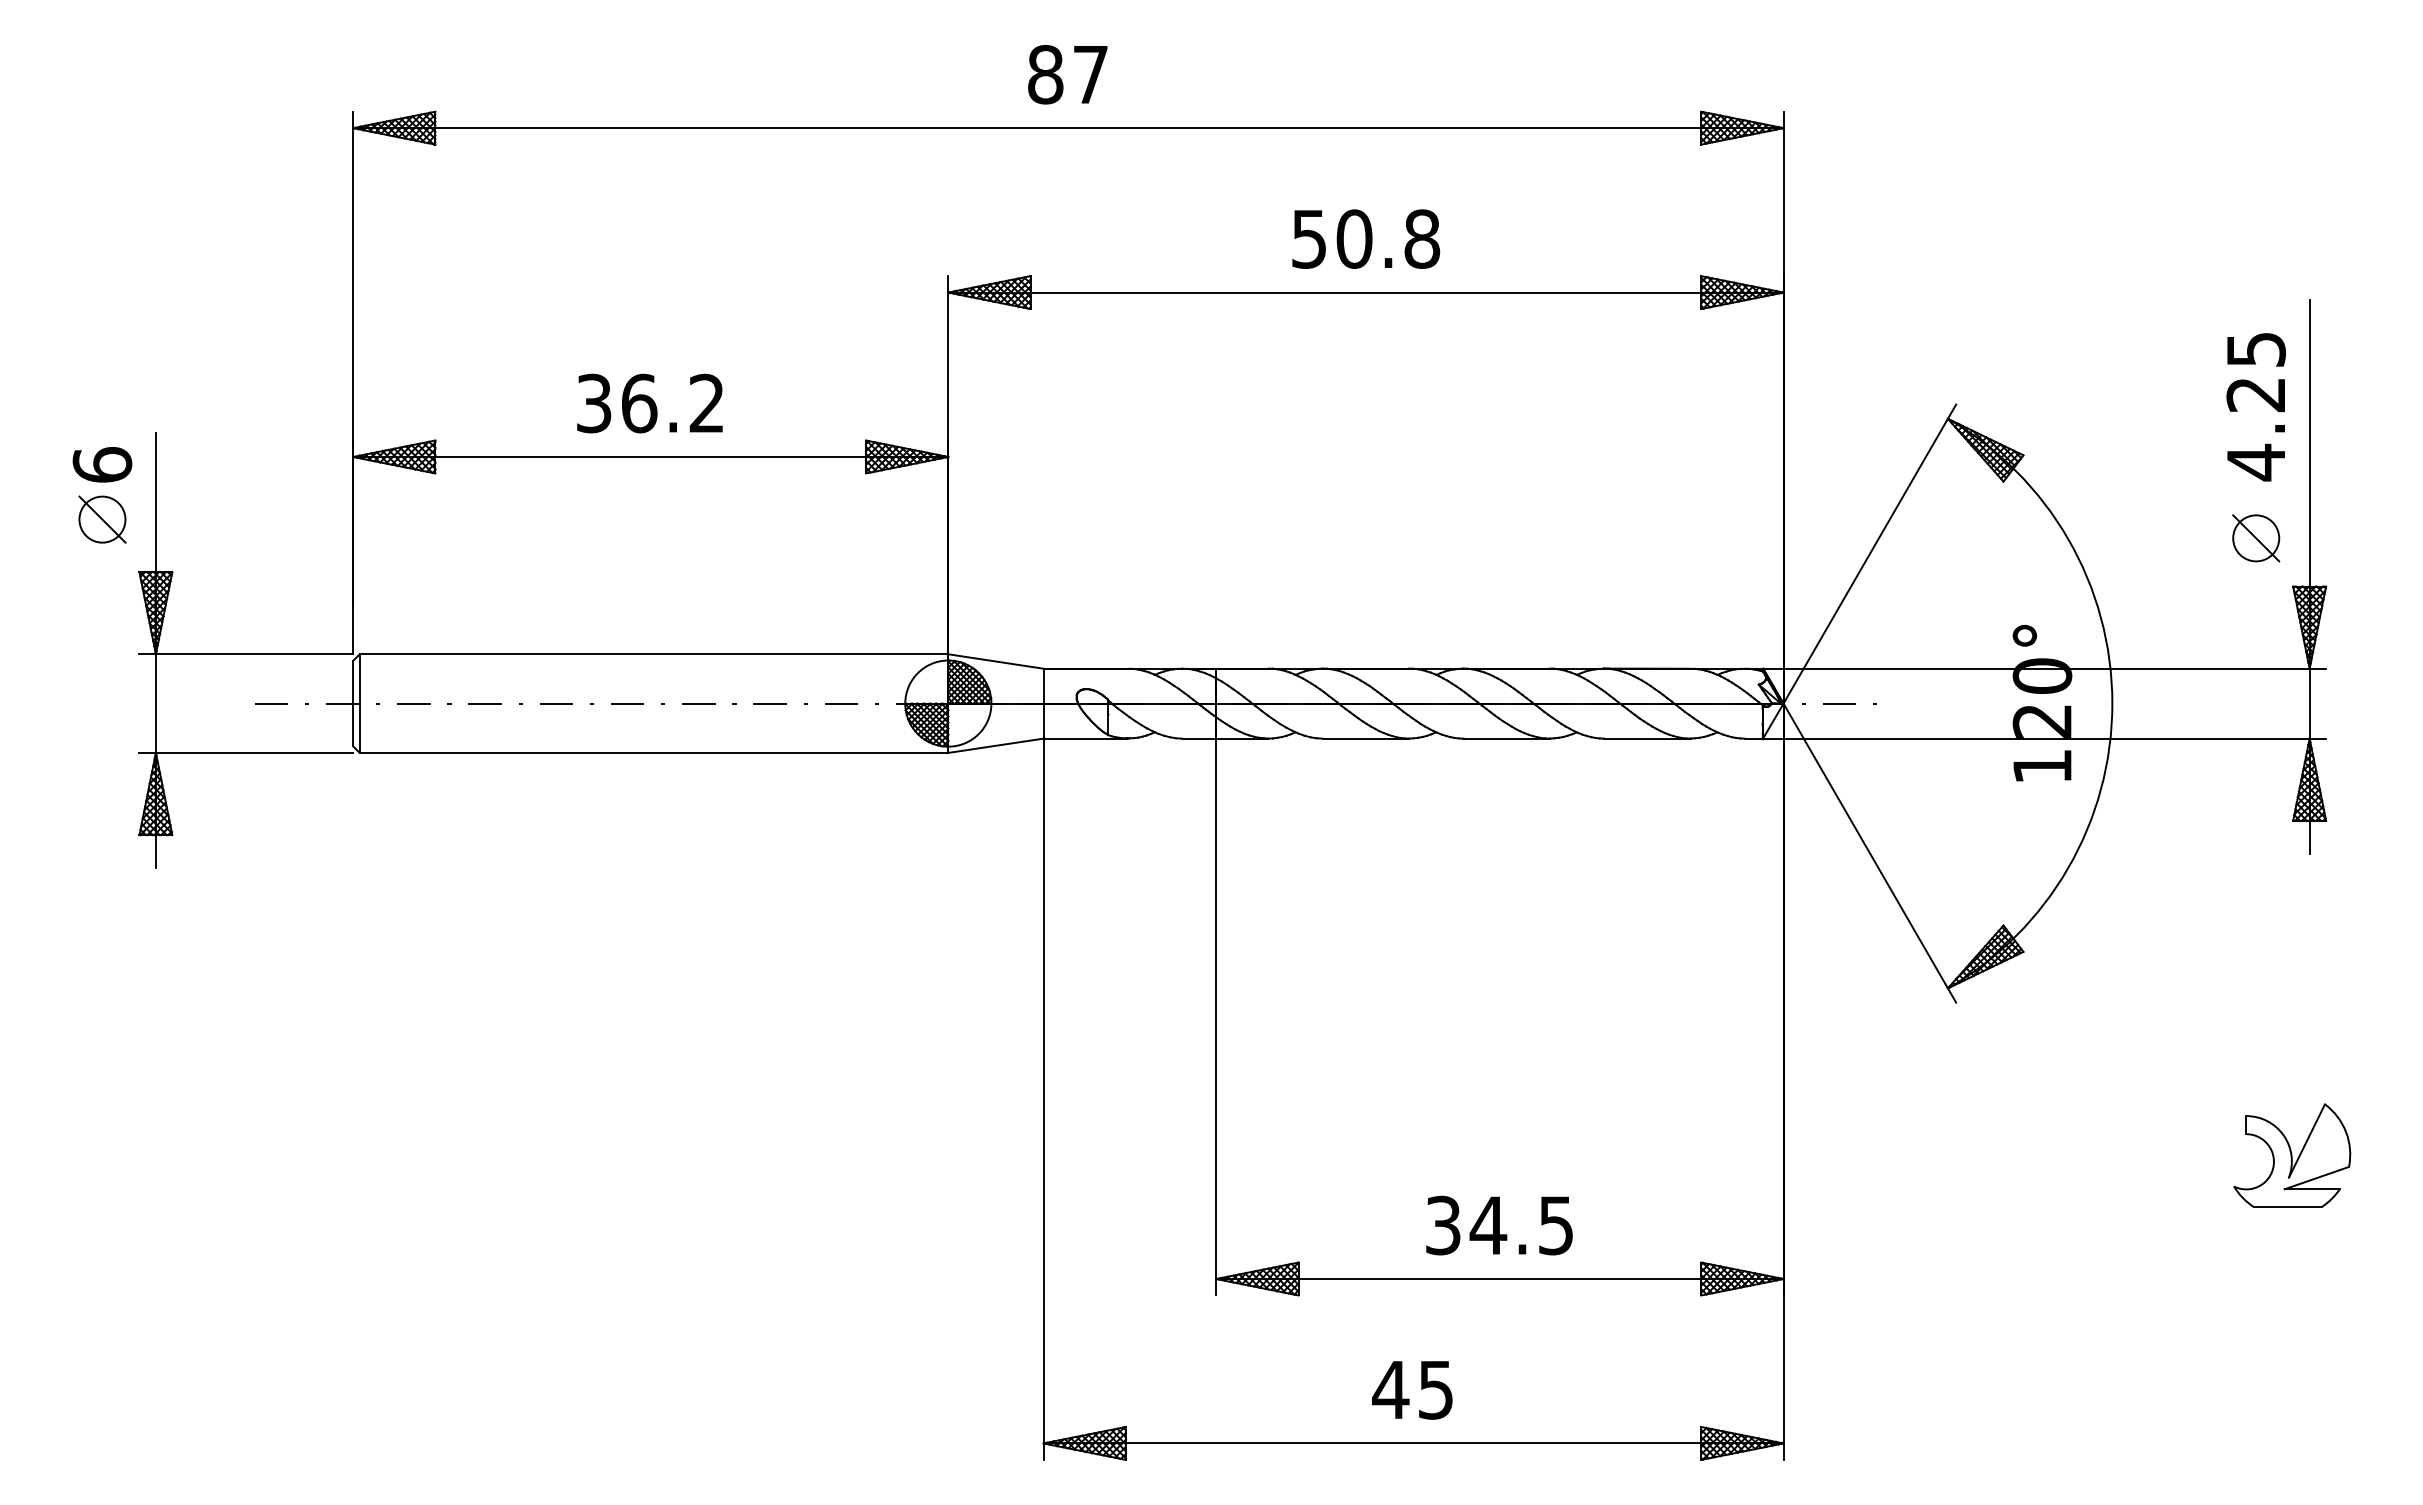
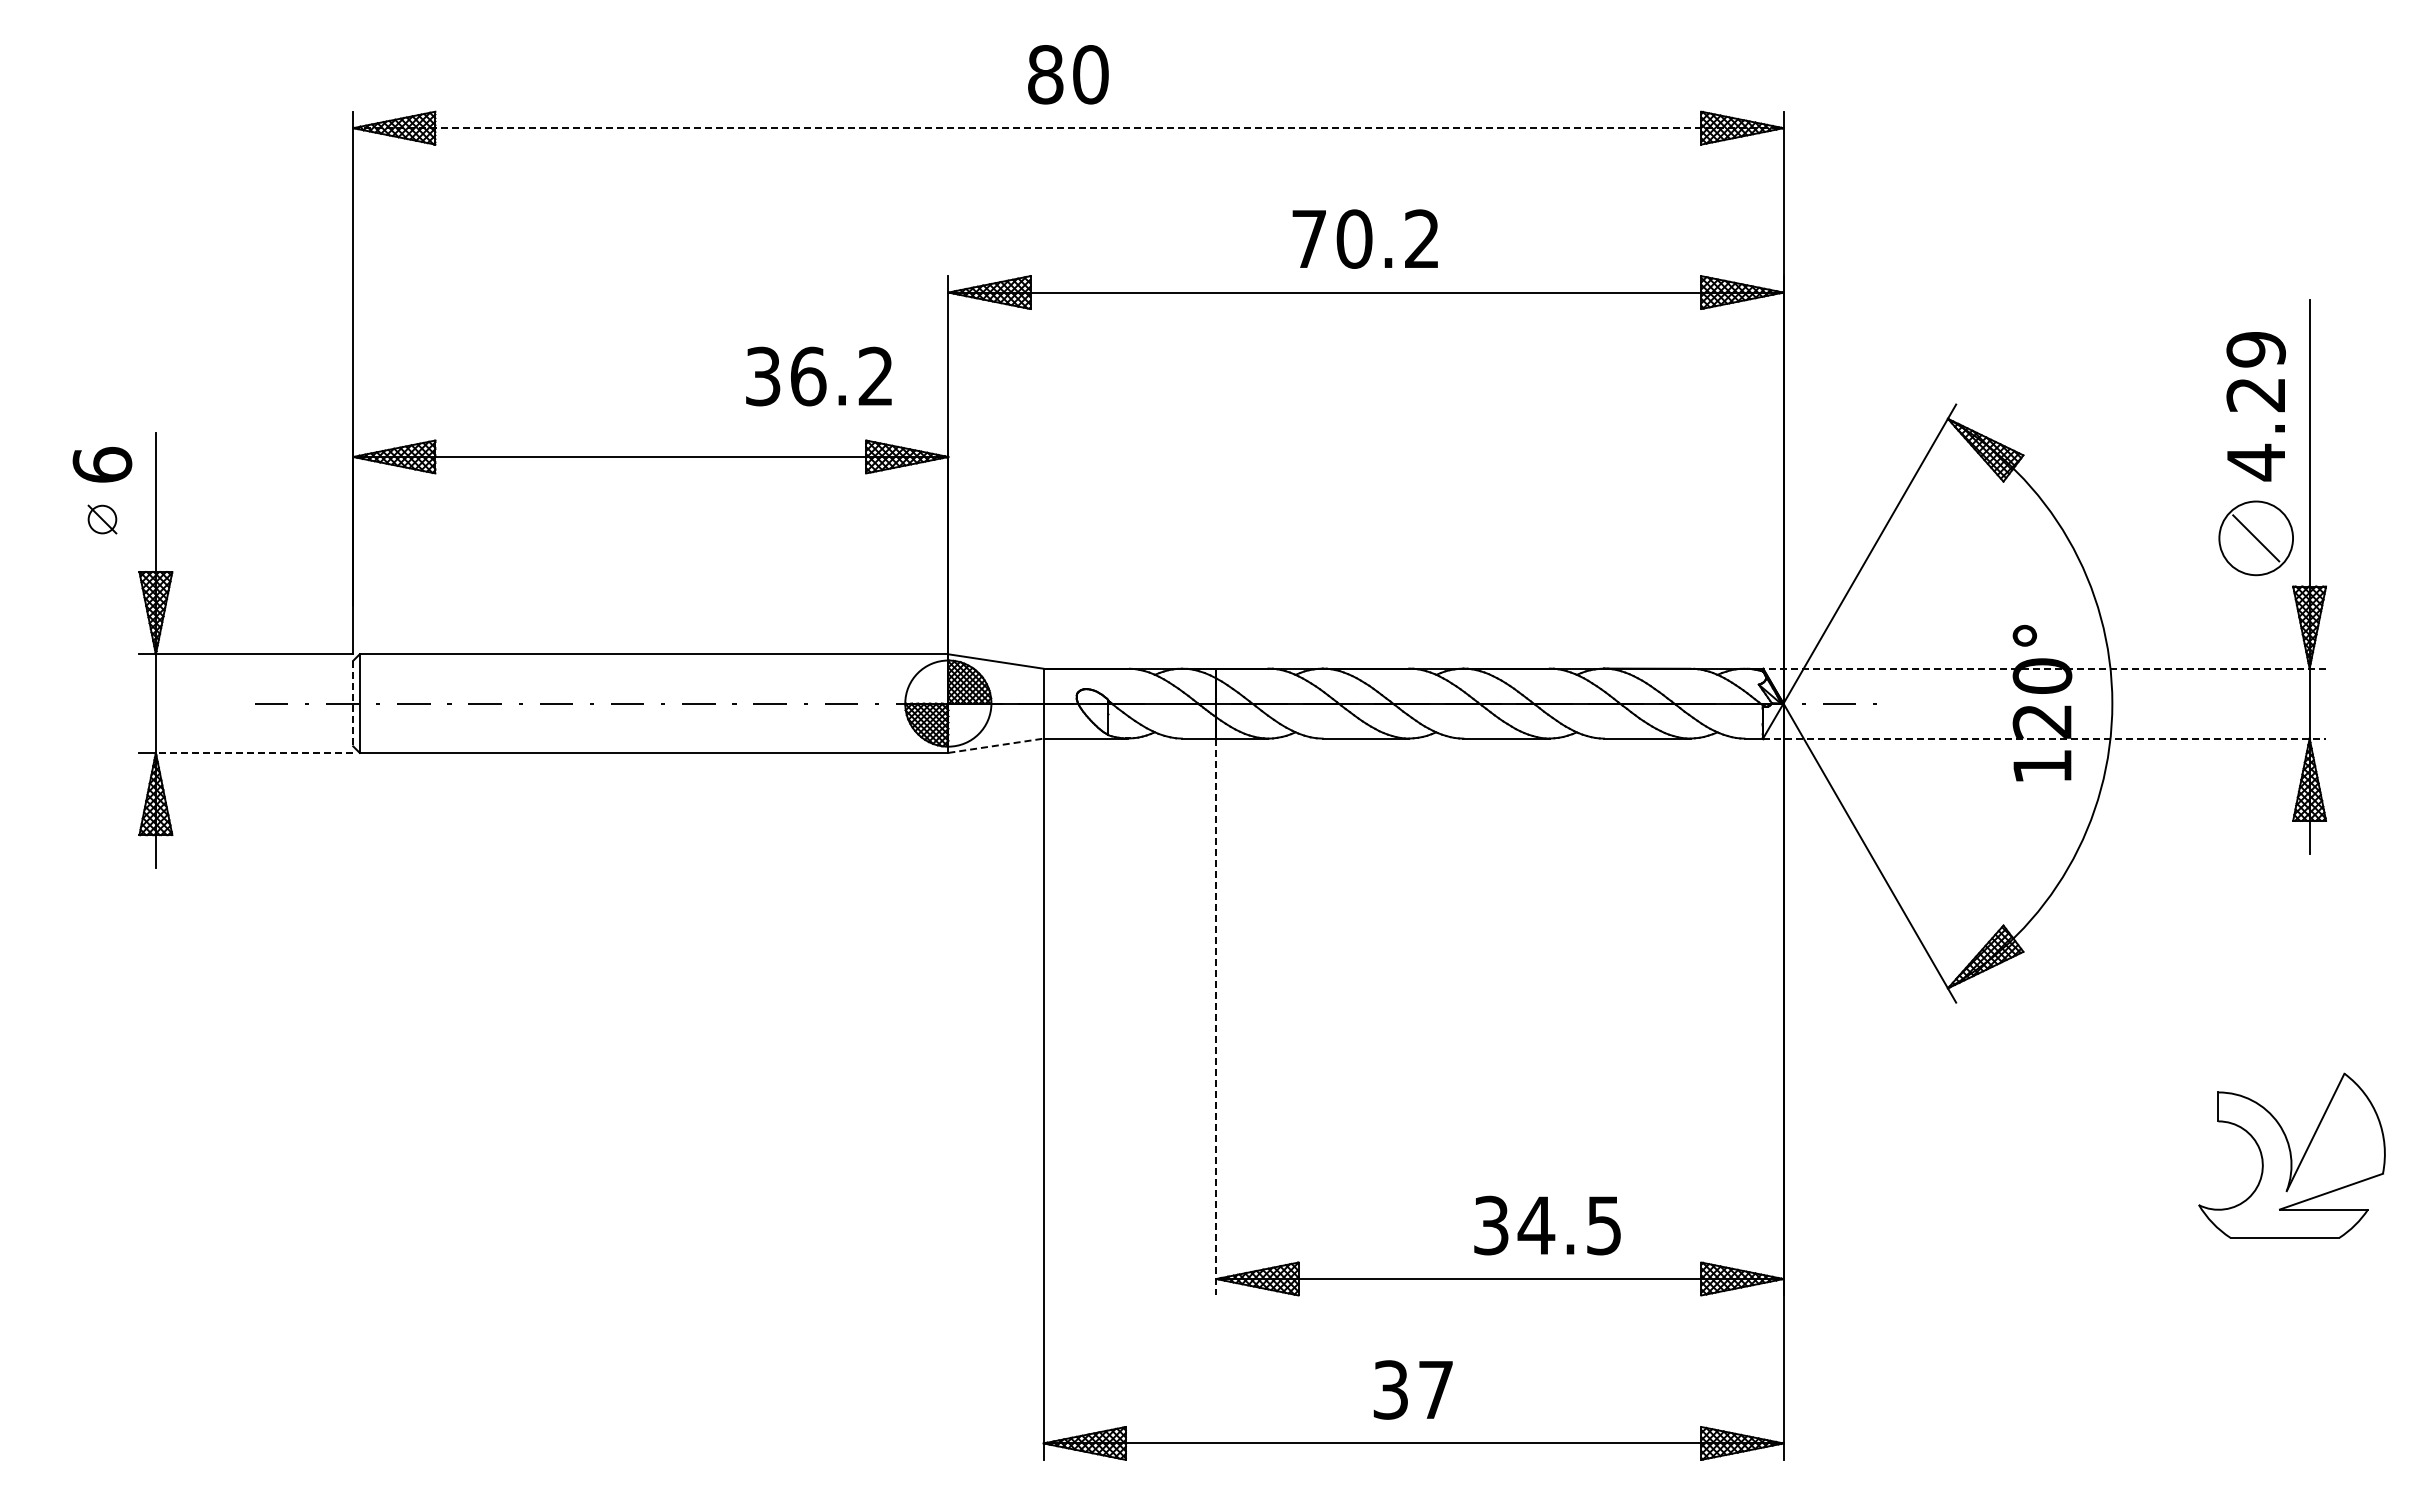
text: 87 -> 80 (1090, 74)
line: solid -> dashed (1068, 128)
text: 50.8 -> 70.2 (1366, 238)
text: 4.25 -> 4.29 (2255, 349)
text position: (649, 403) -> (818, 376) (818, 376)
part size: 49x49 px -> 31x31 px (102, 519)
circle diameter: 46 px -> 74 px (2256, 538)
line: solid -> dashed (2044, 668)
line: solid -> dashed (353, 703)
line: solid -> dashed (2045, 738)
line: solid -> dashed (996, 745)
line: solid -> dashed (254, 752)
line: solid -> dashed (1216, 1017)
part size: 119x105 px -> 188x167 px (2291, 1155)
text position: (1499, 1225) -> (1547, 1225) (1547, 1225)
text: 45 -> 37 (1412, 1389)
